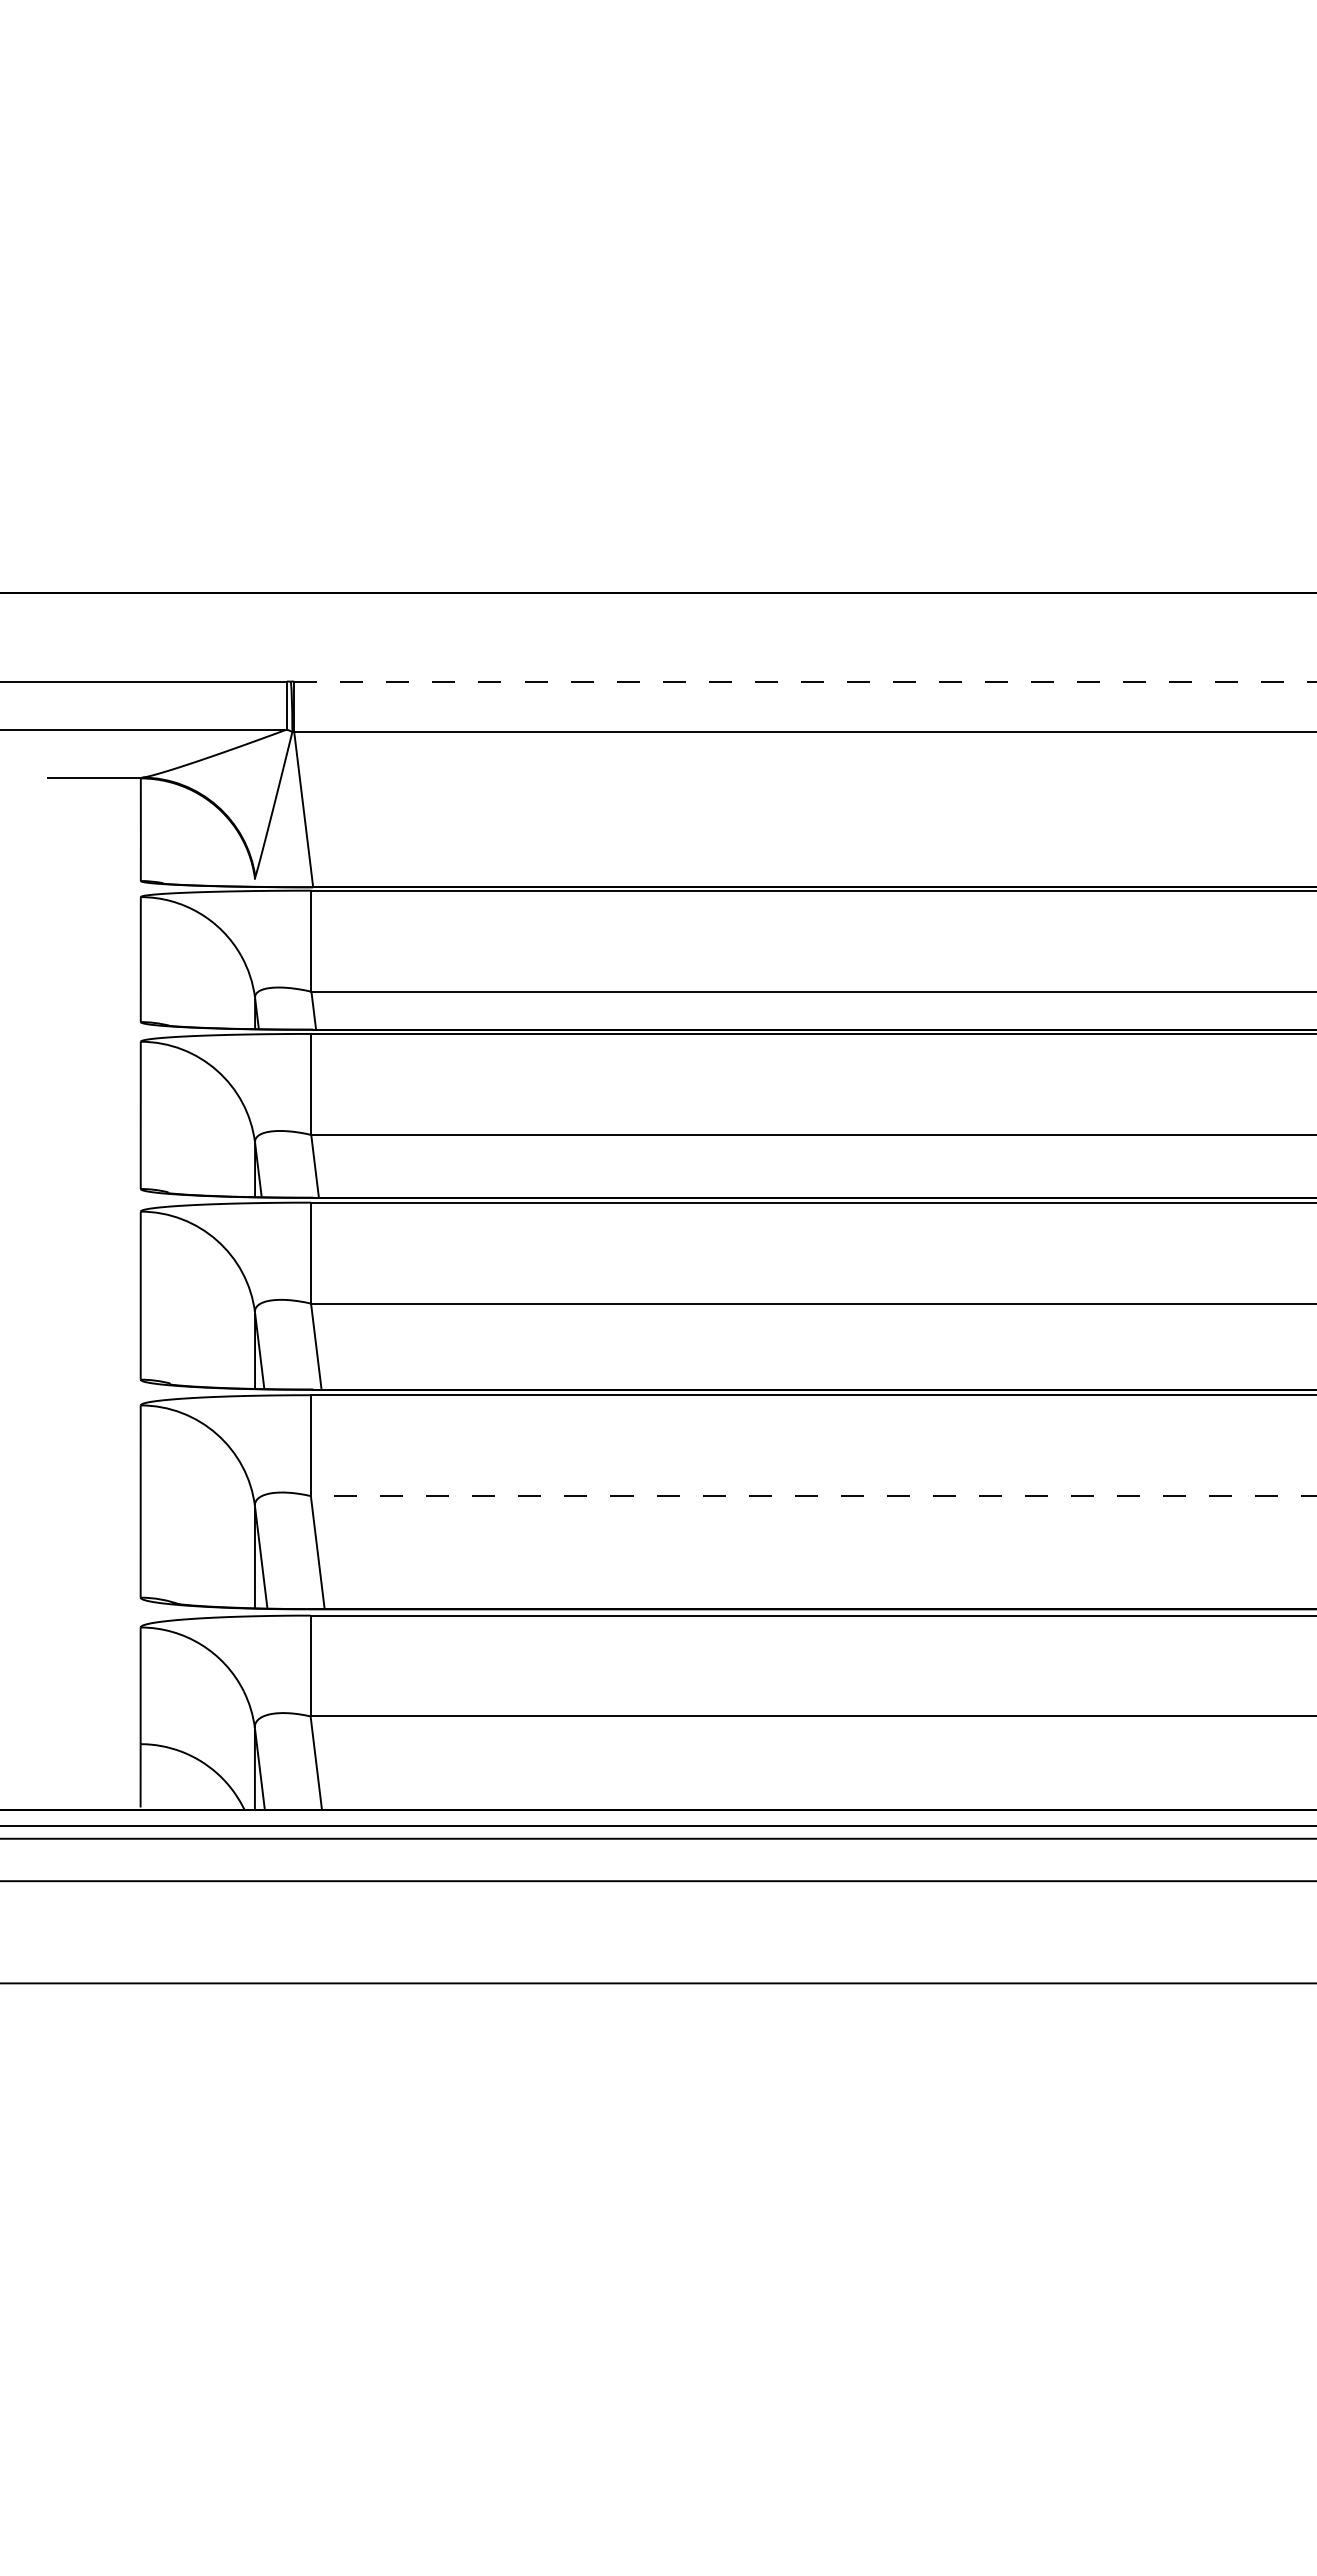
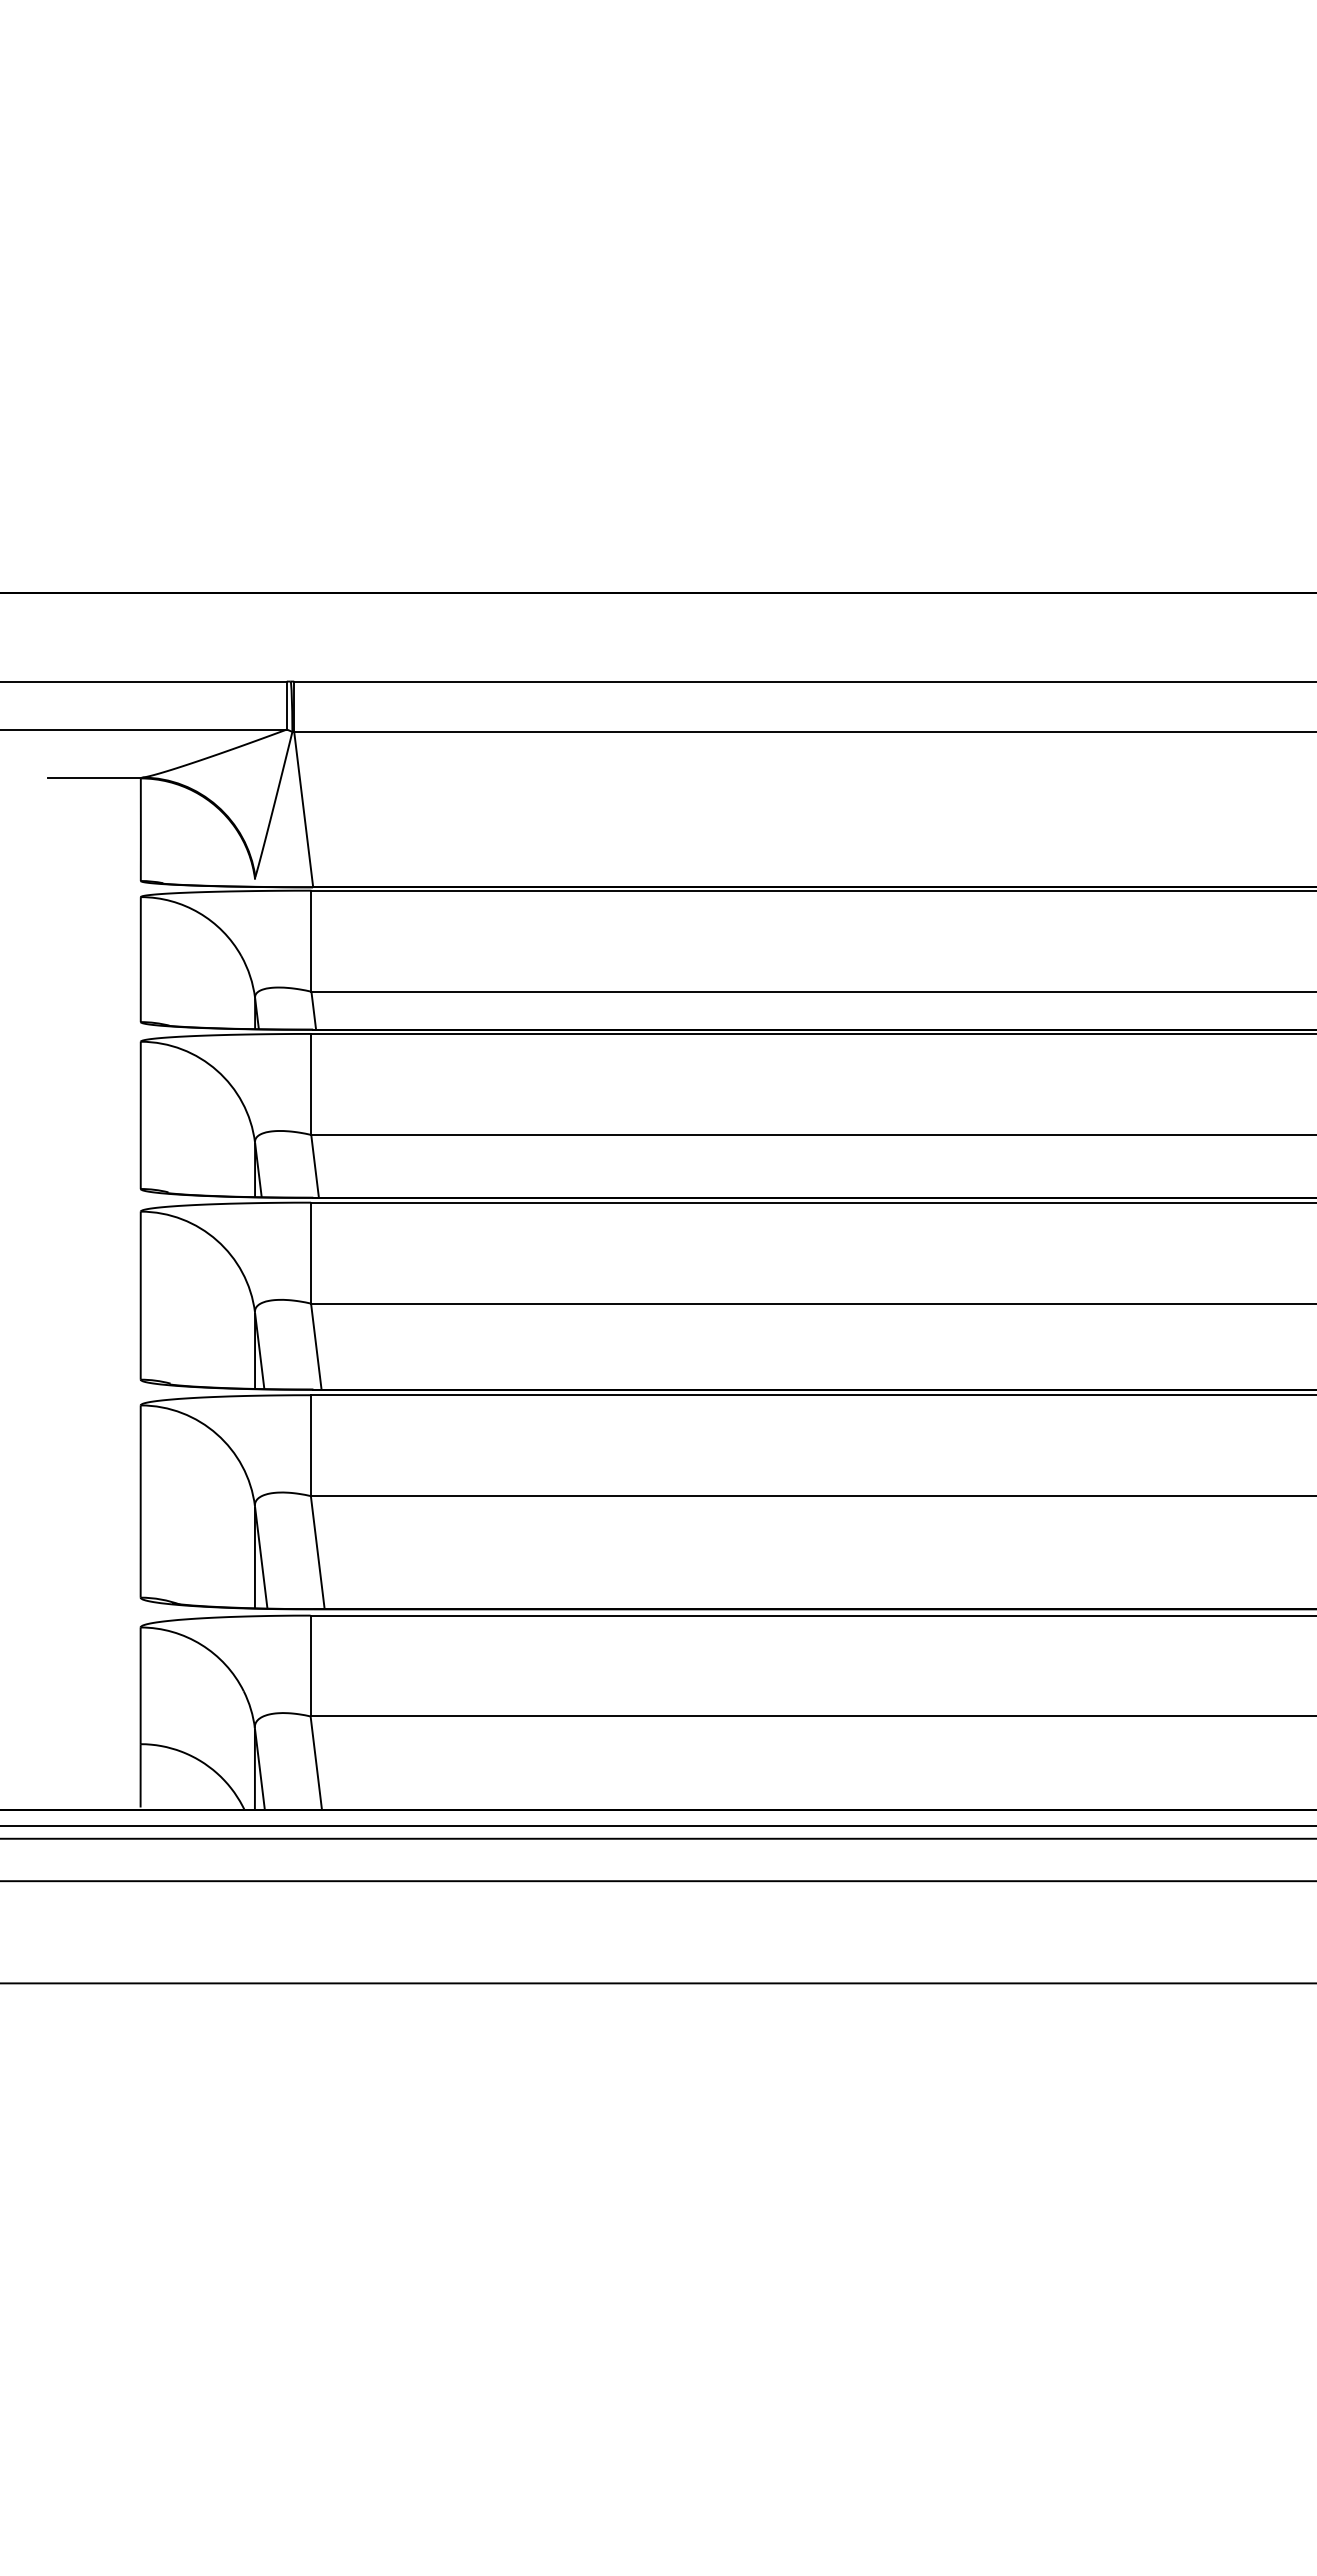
line: dashed -> solid (805, 681)
line: dashed -> solid (813, 1496)
